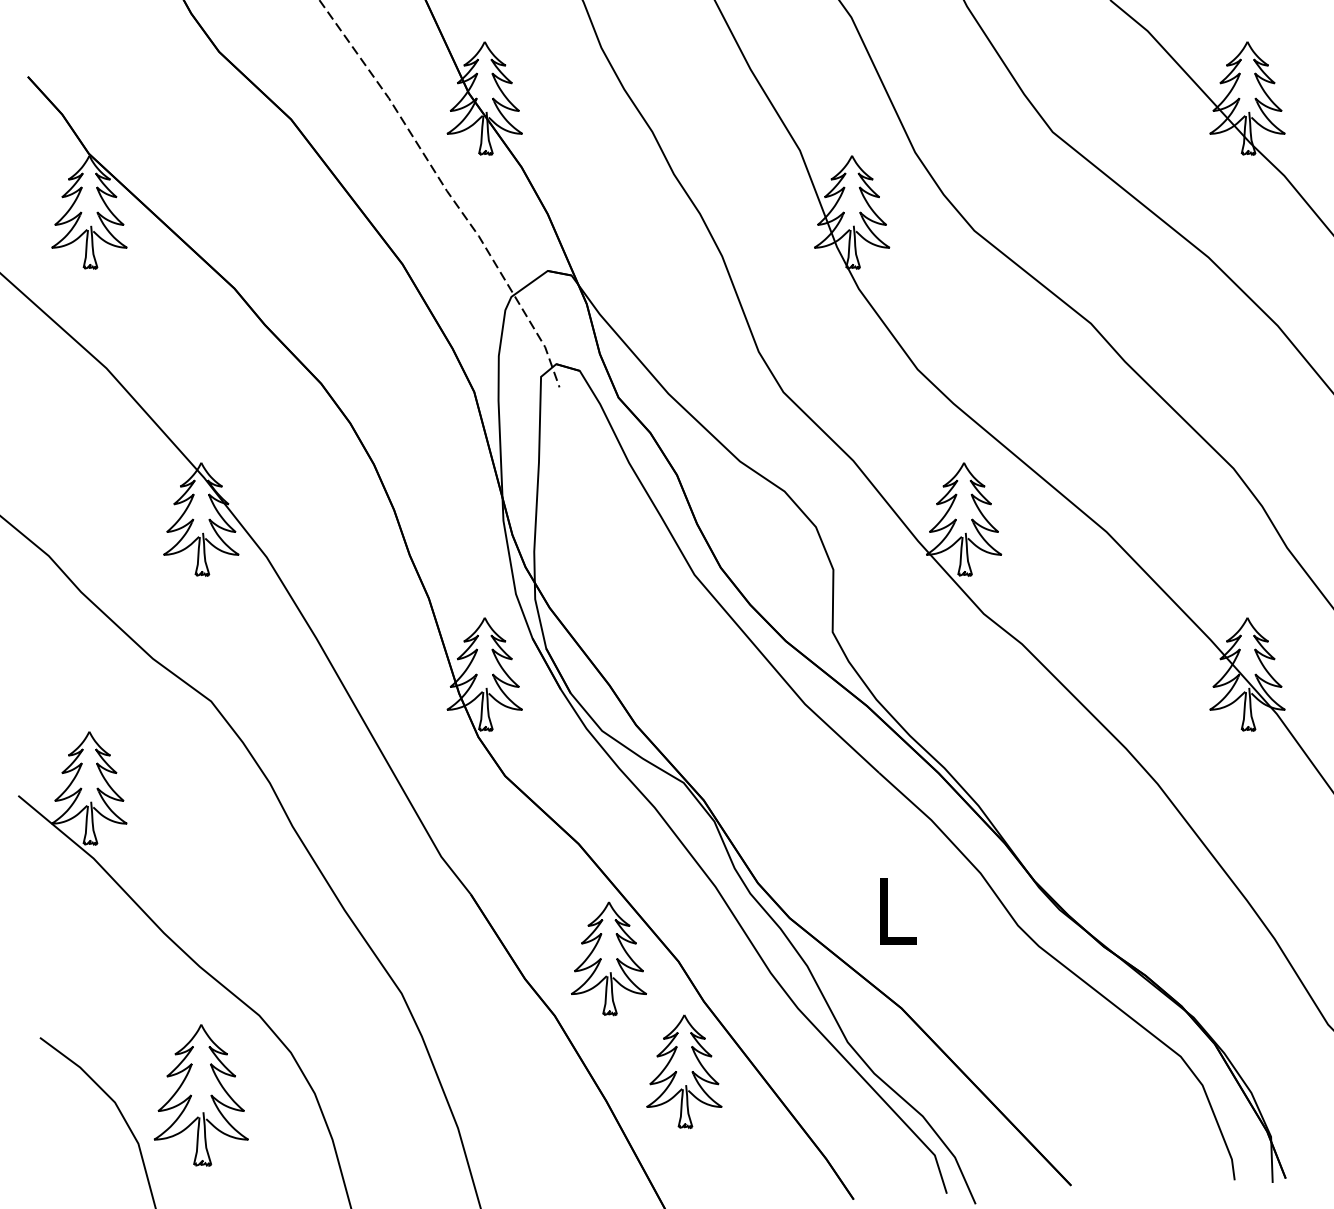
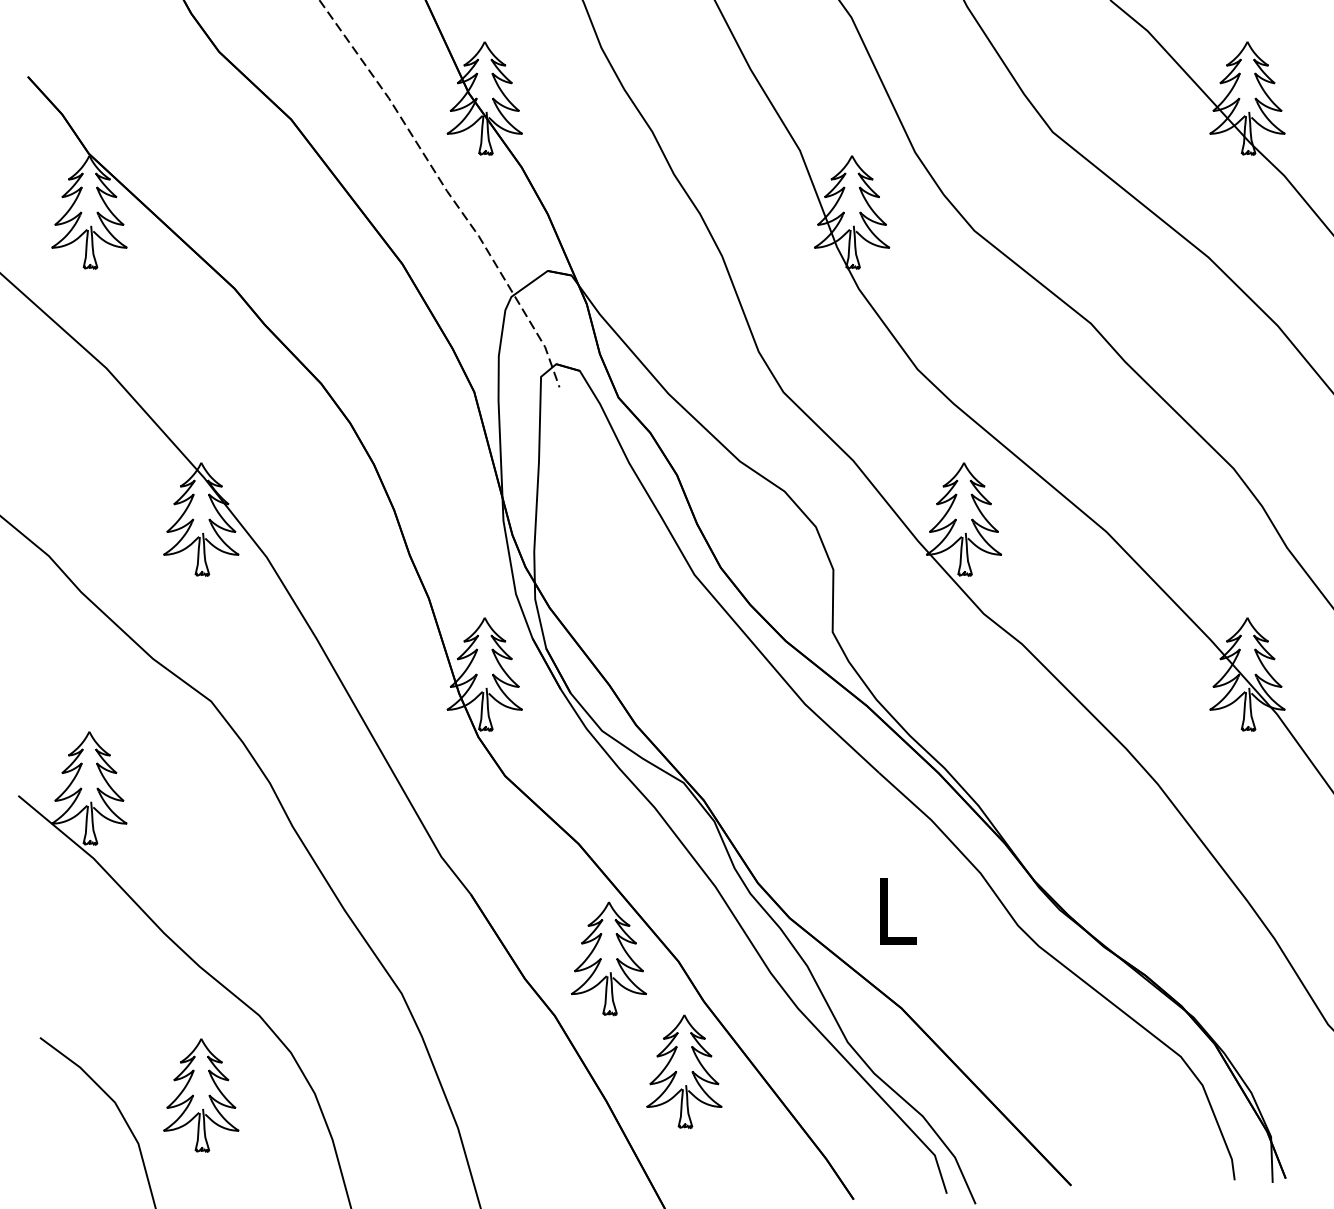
part size: 96x143 px -> 77x115 px (201, 1095)
